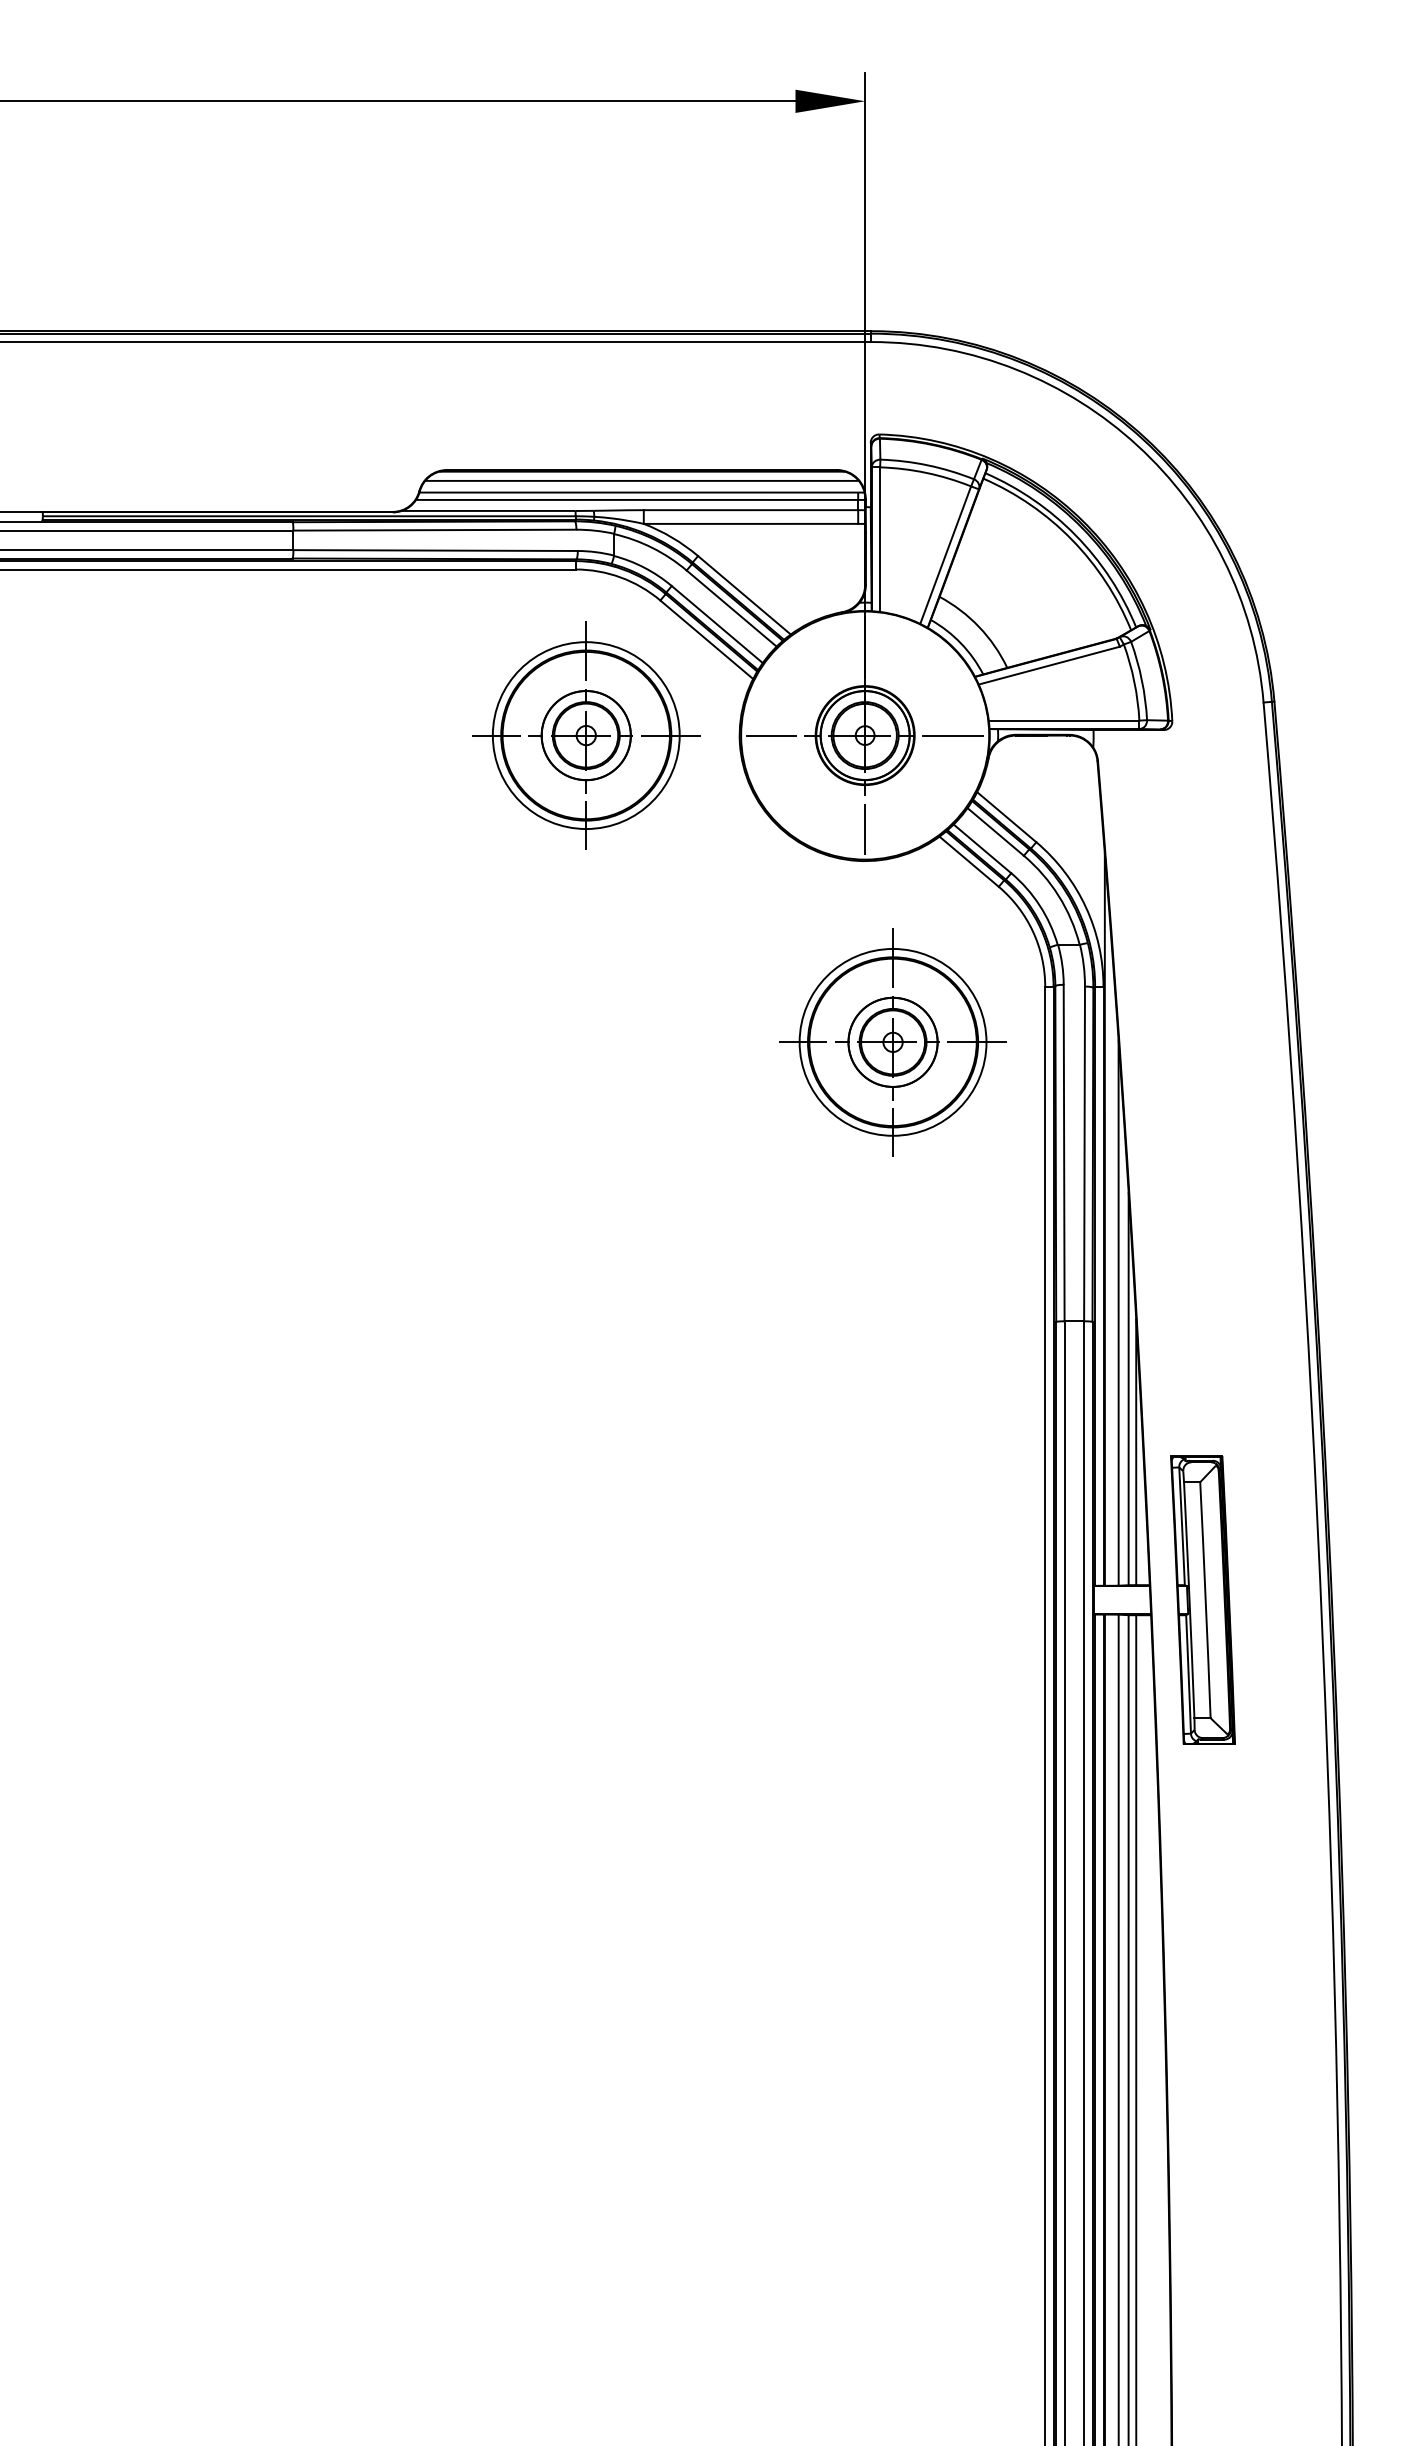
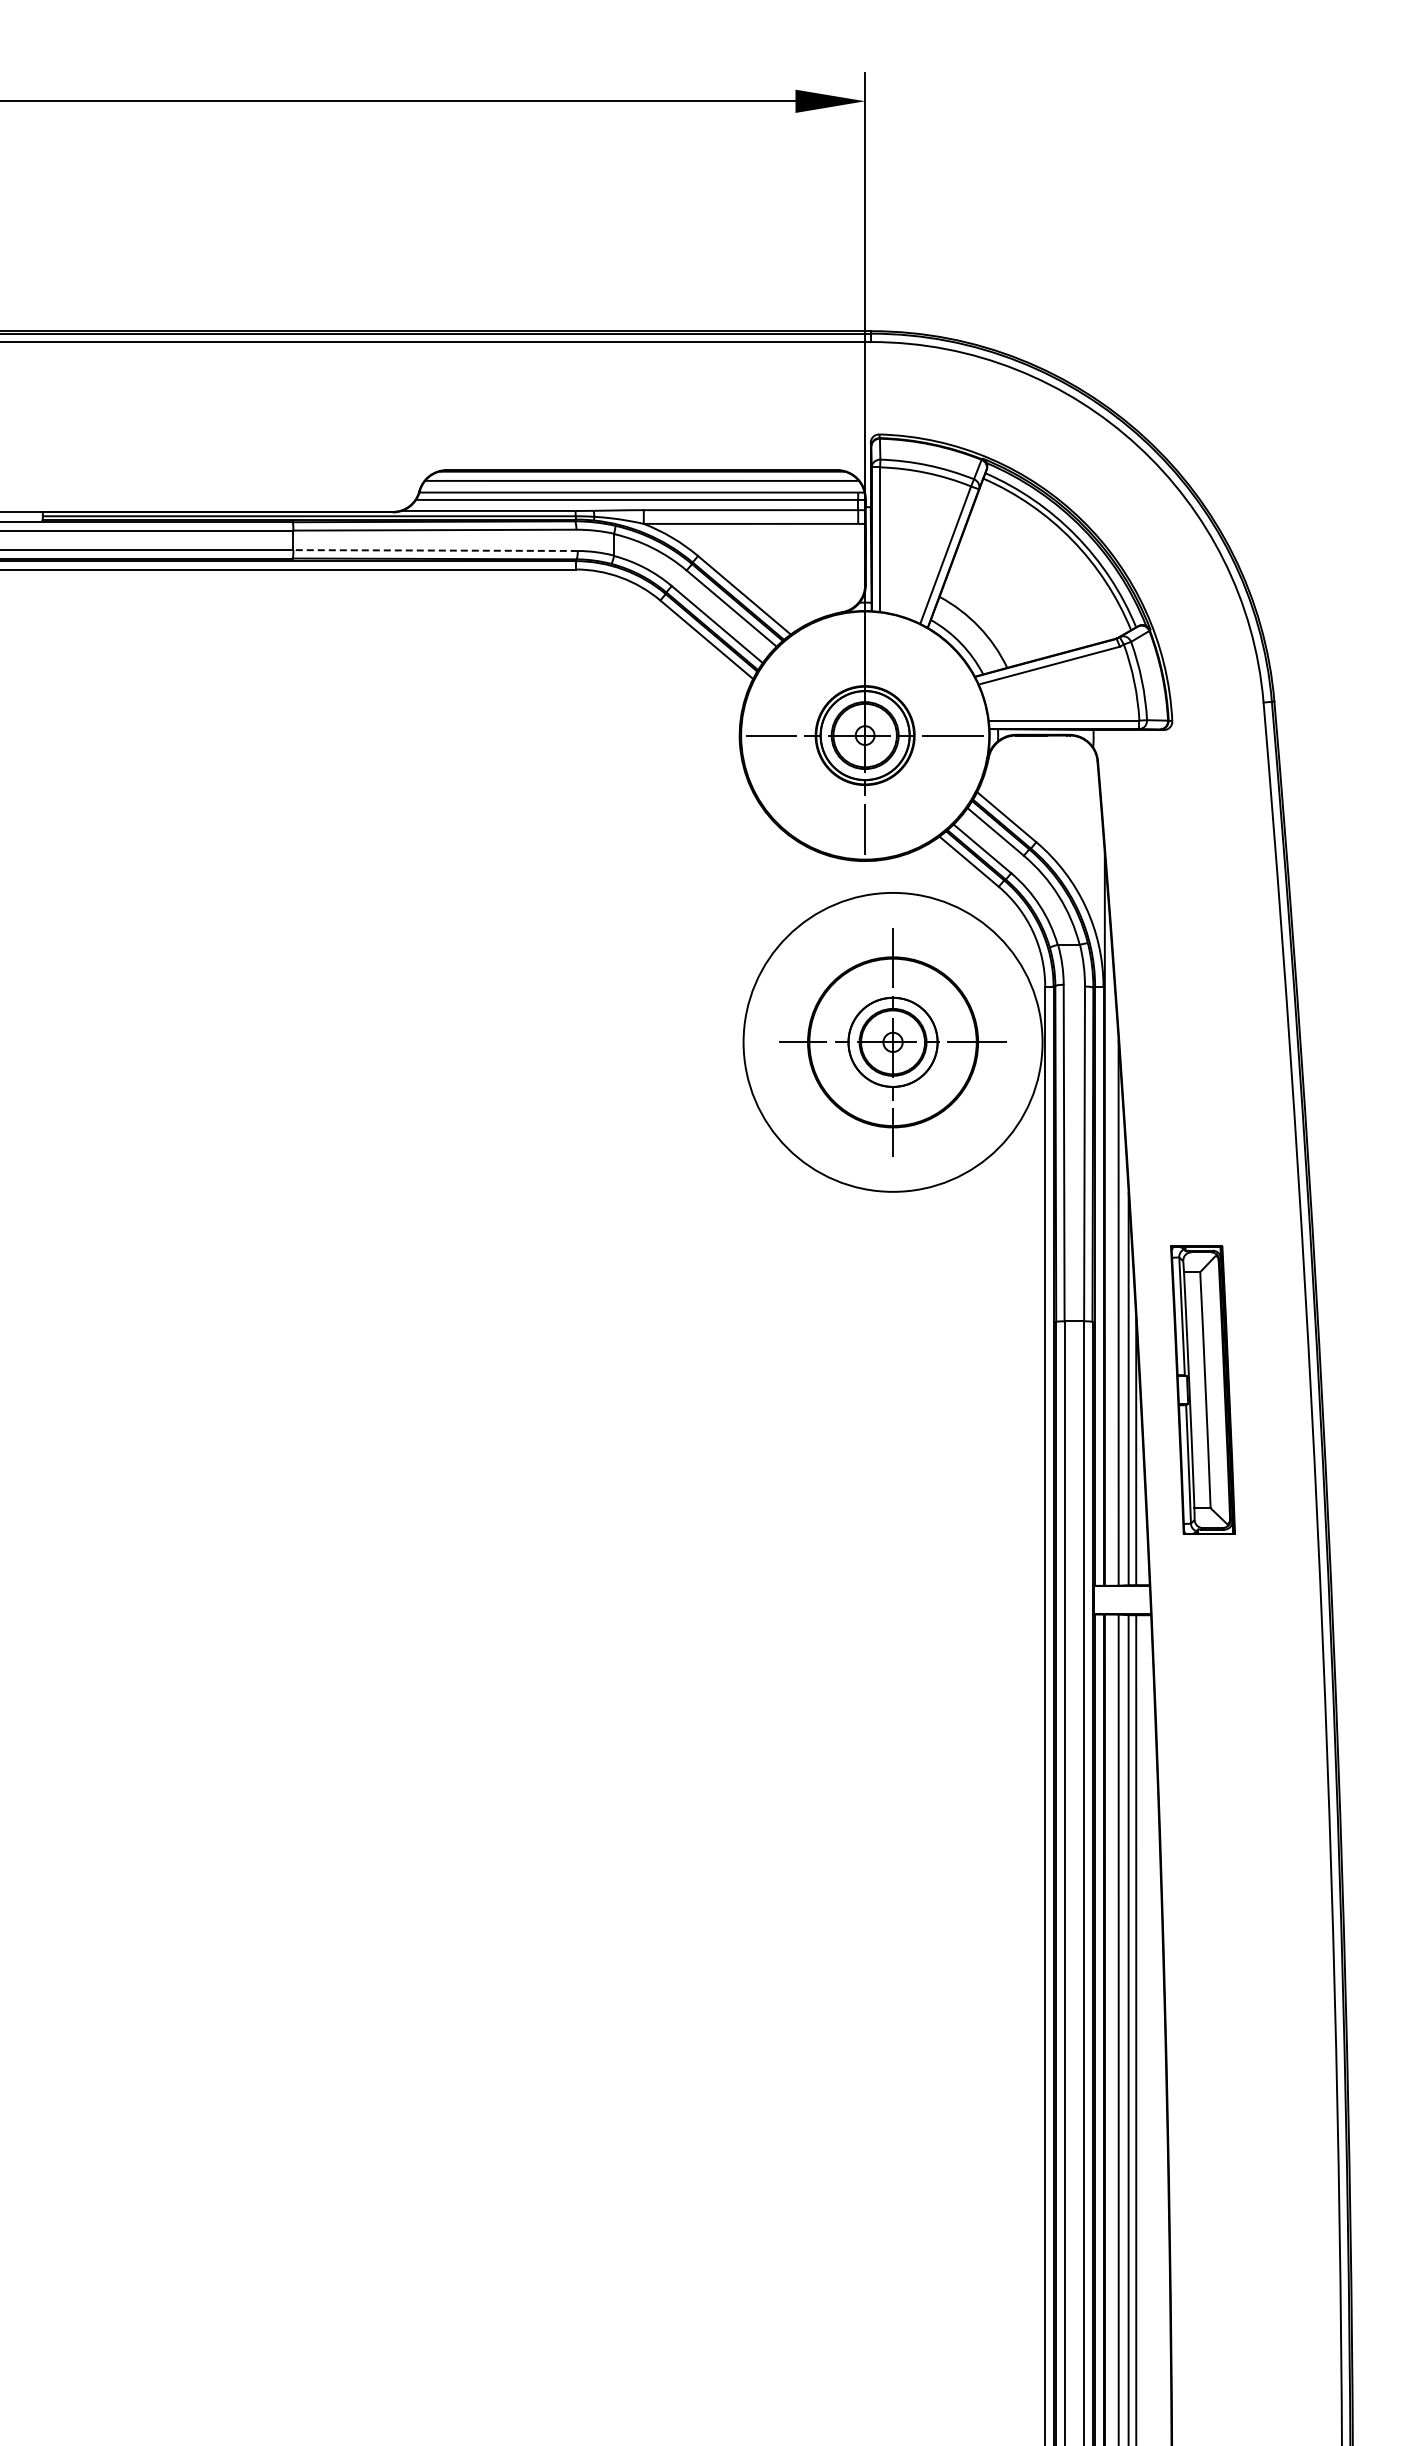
line: solid -> dashed (435, 550)
part: present -> none (586, 735)
circle diameter: 187 px -> 299 px (892, 1041)
part position: (1202, 1599) -> (1202, 1389) (1202, 1389)
